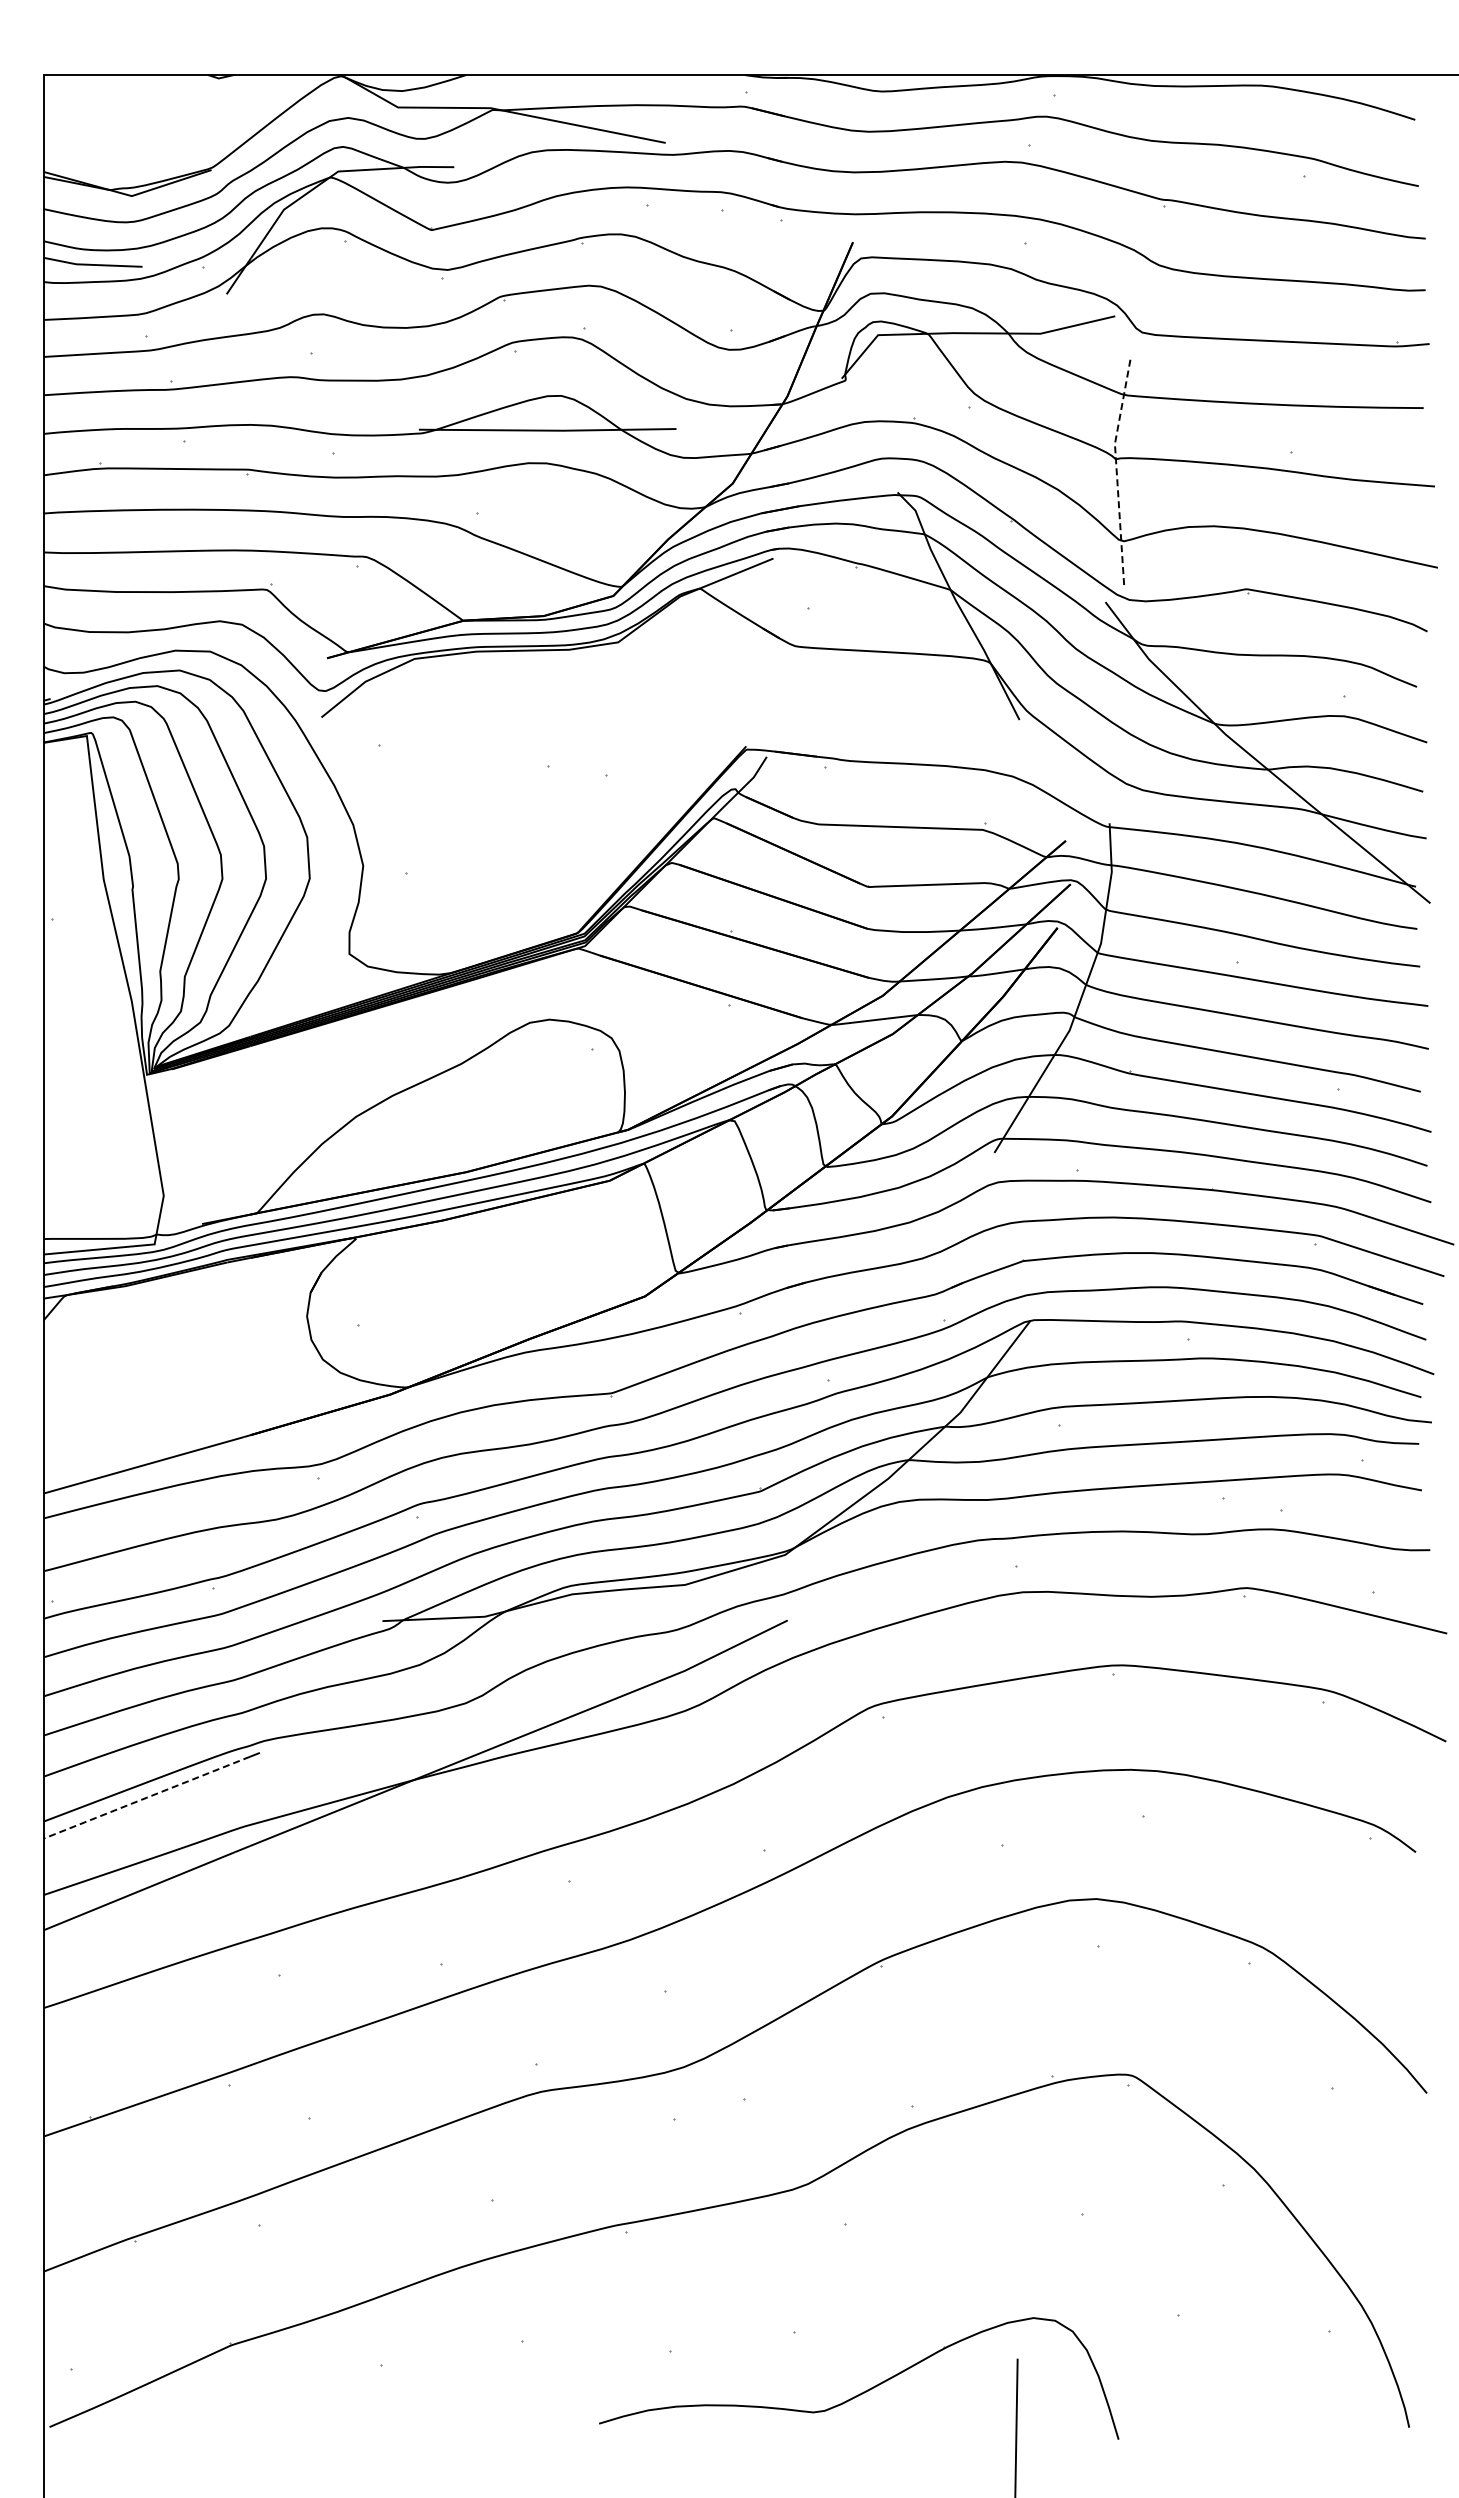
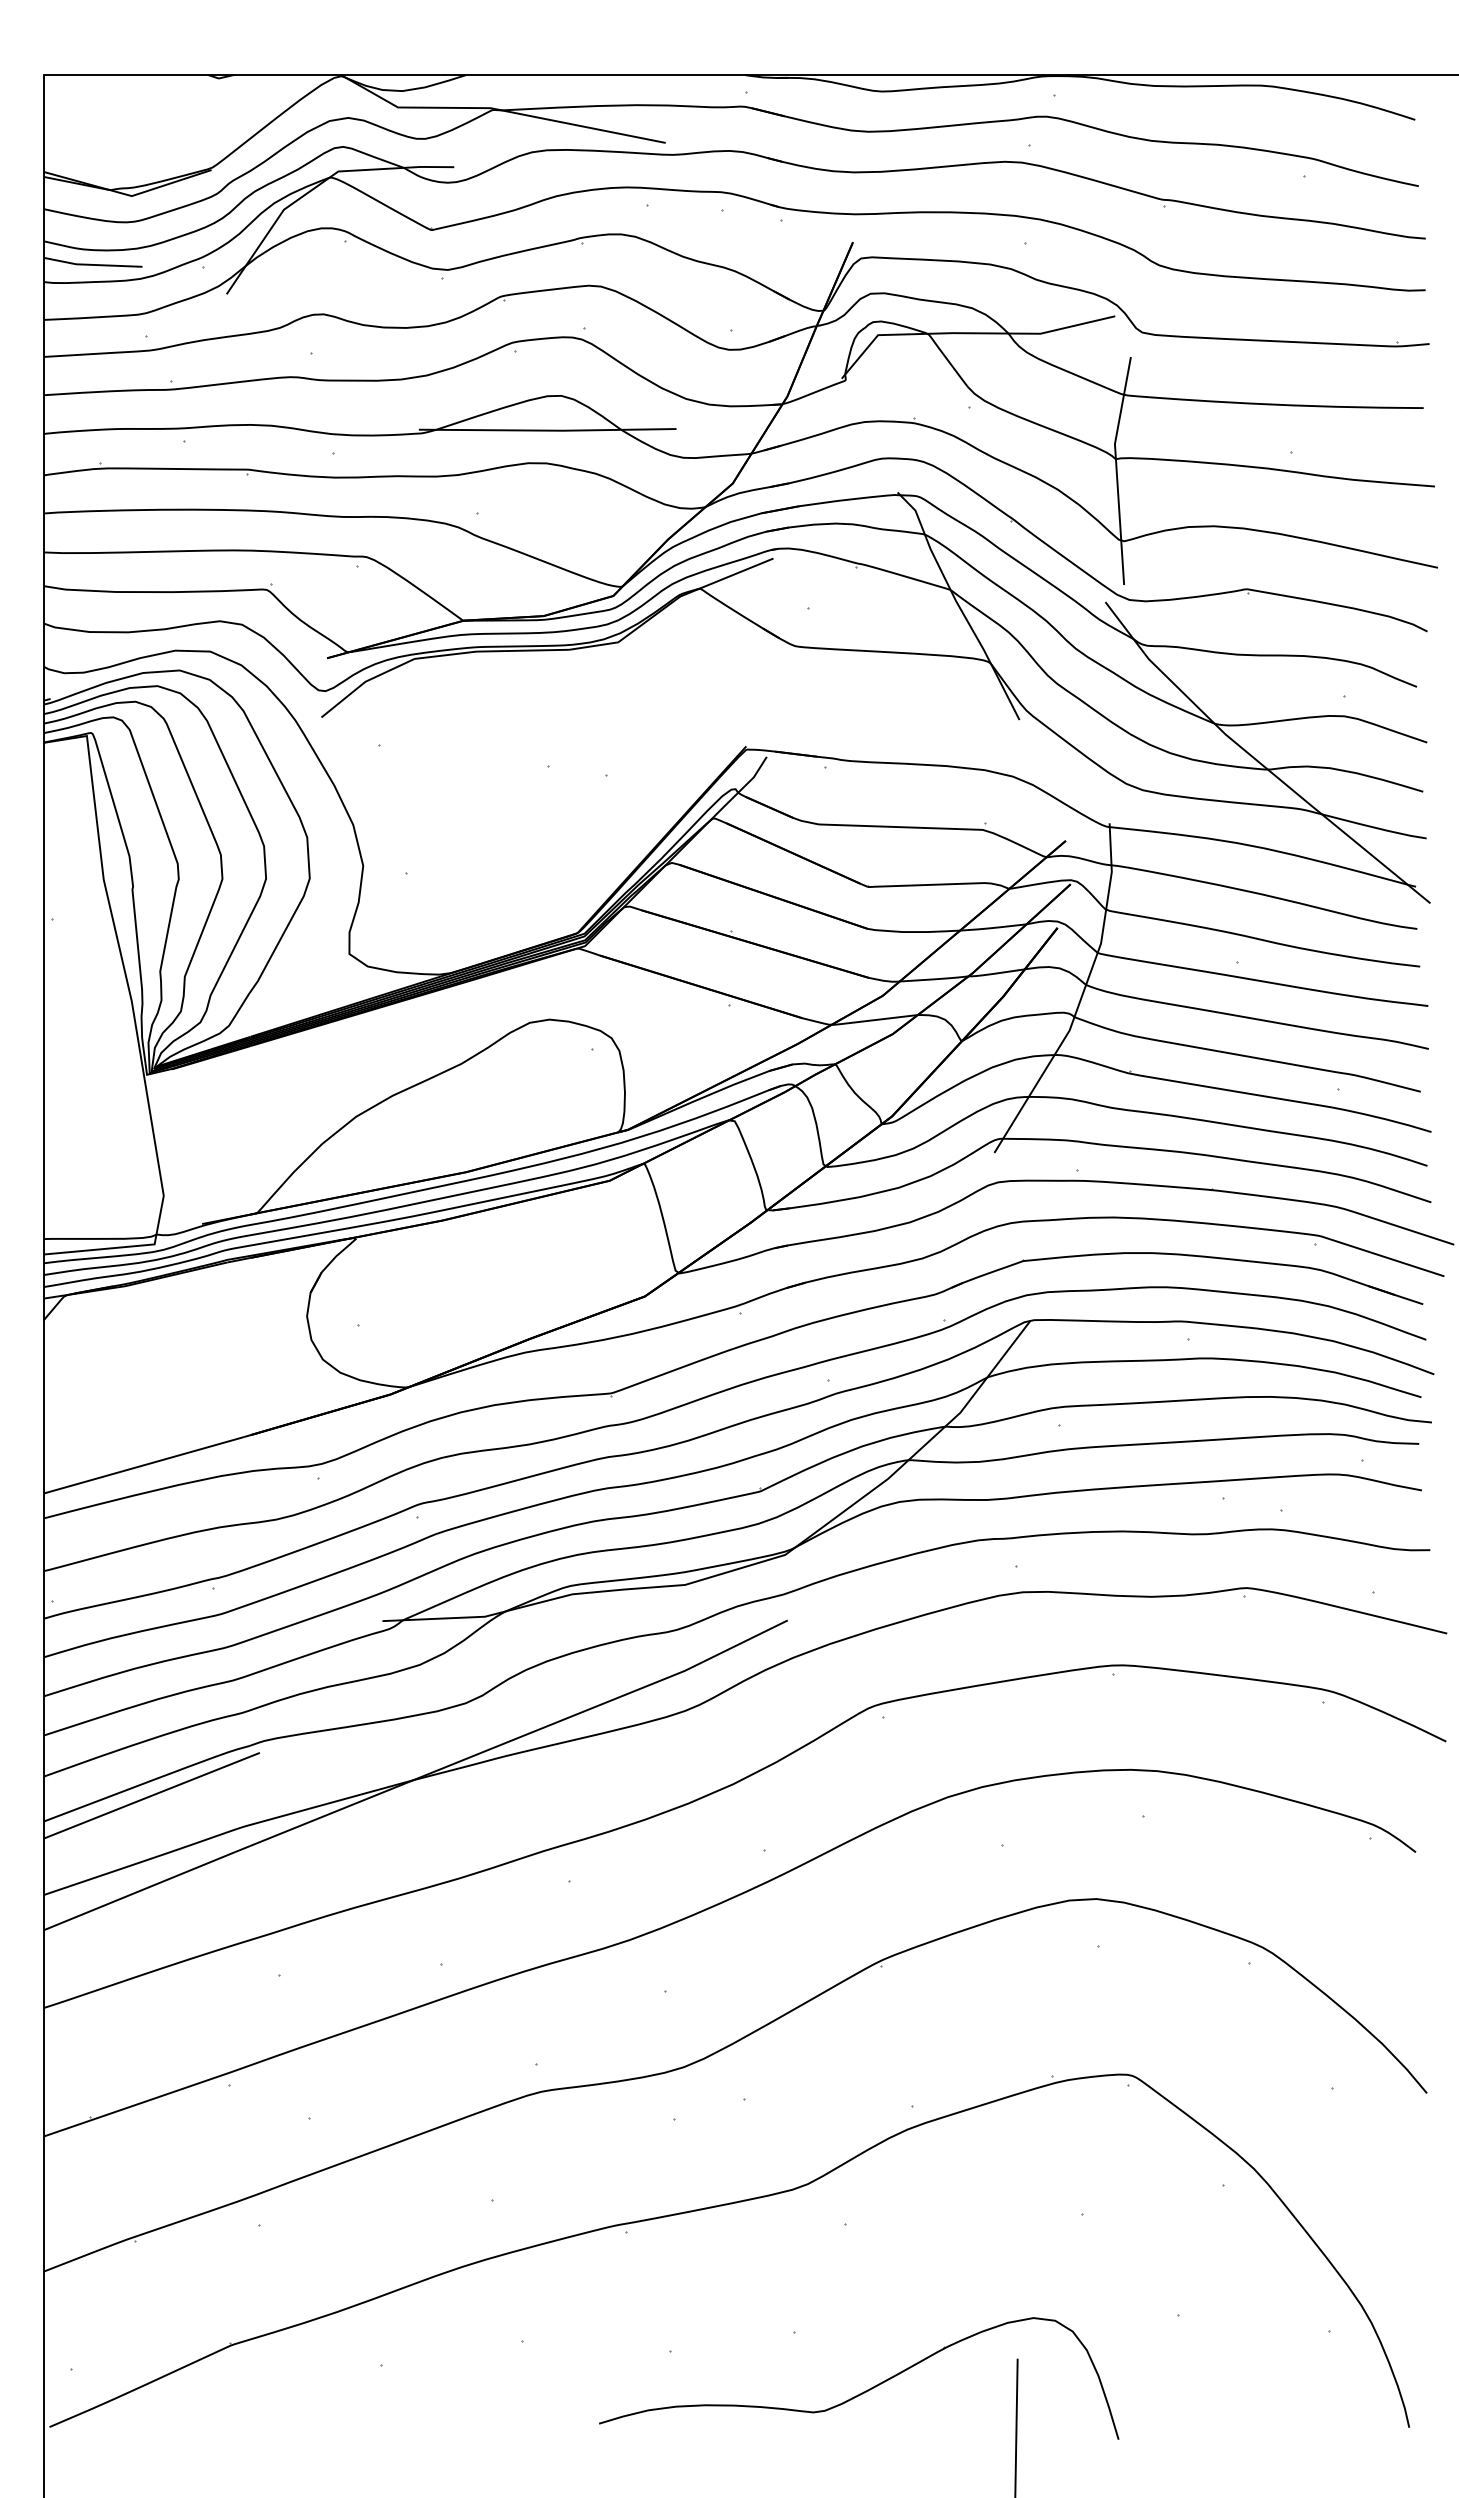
line: dashed -> solid (1116, 469)
line: dashed -> solid (146, 1797)
